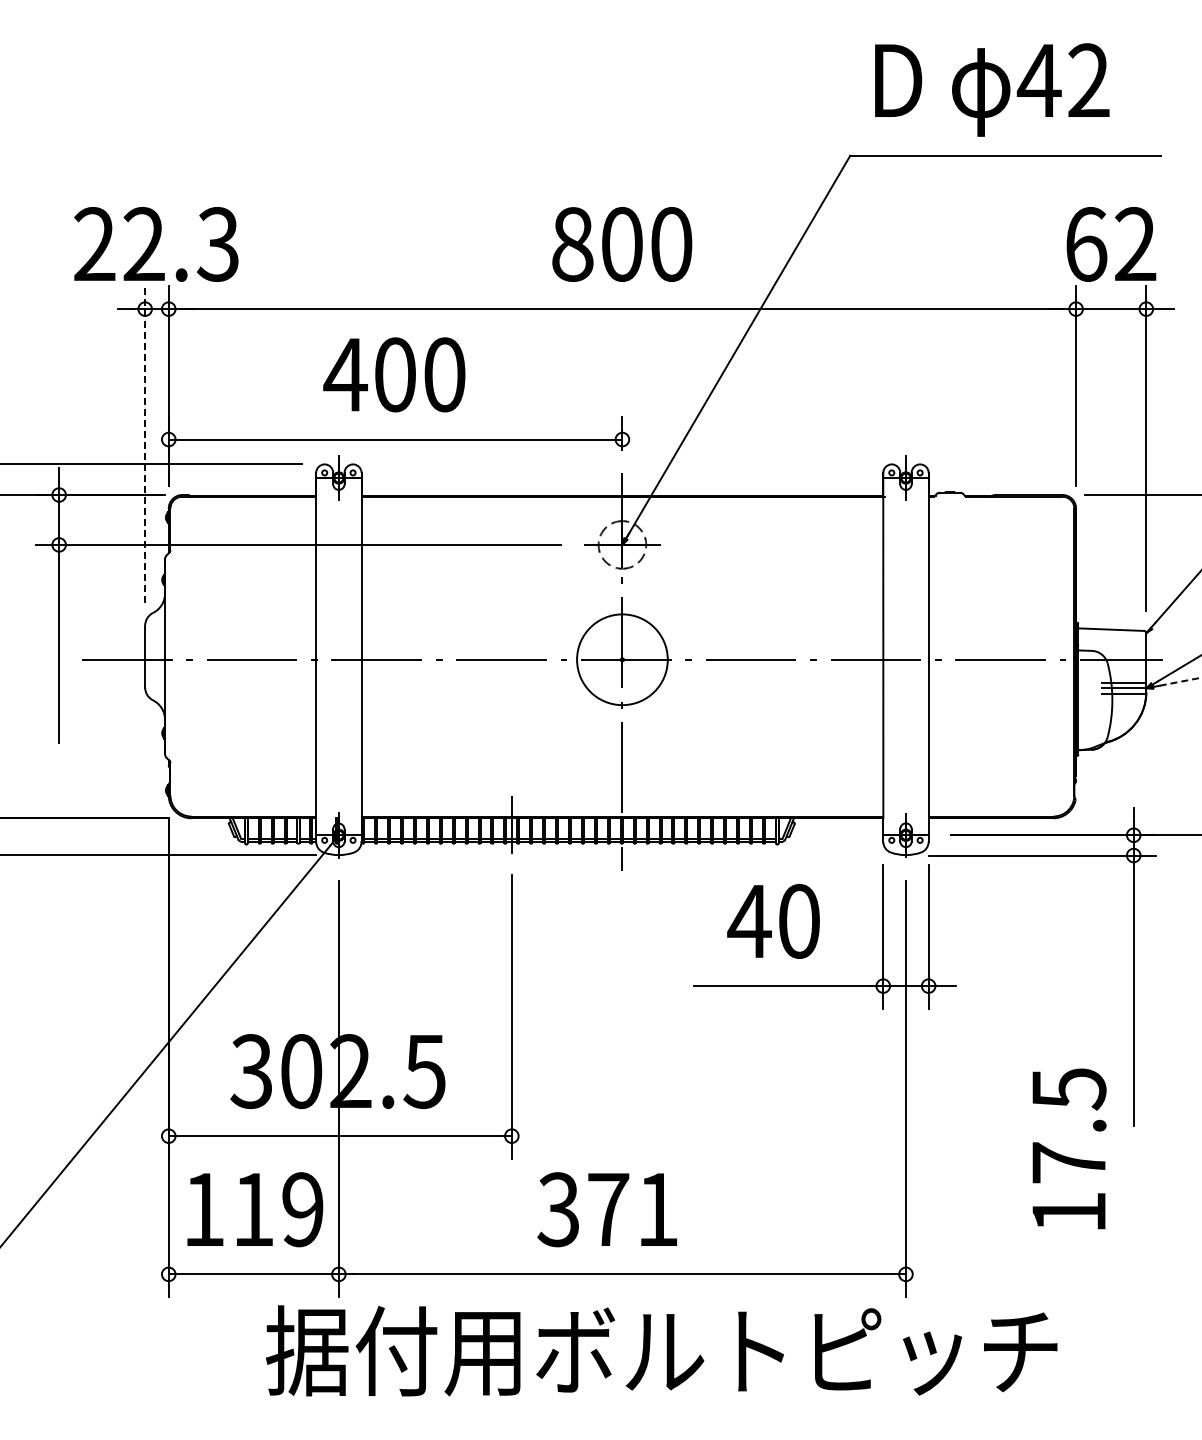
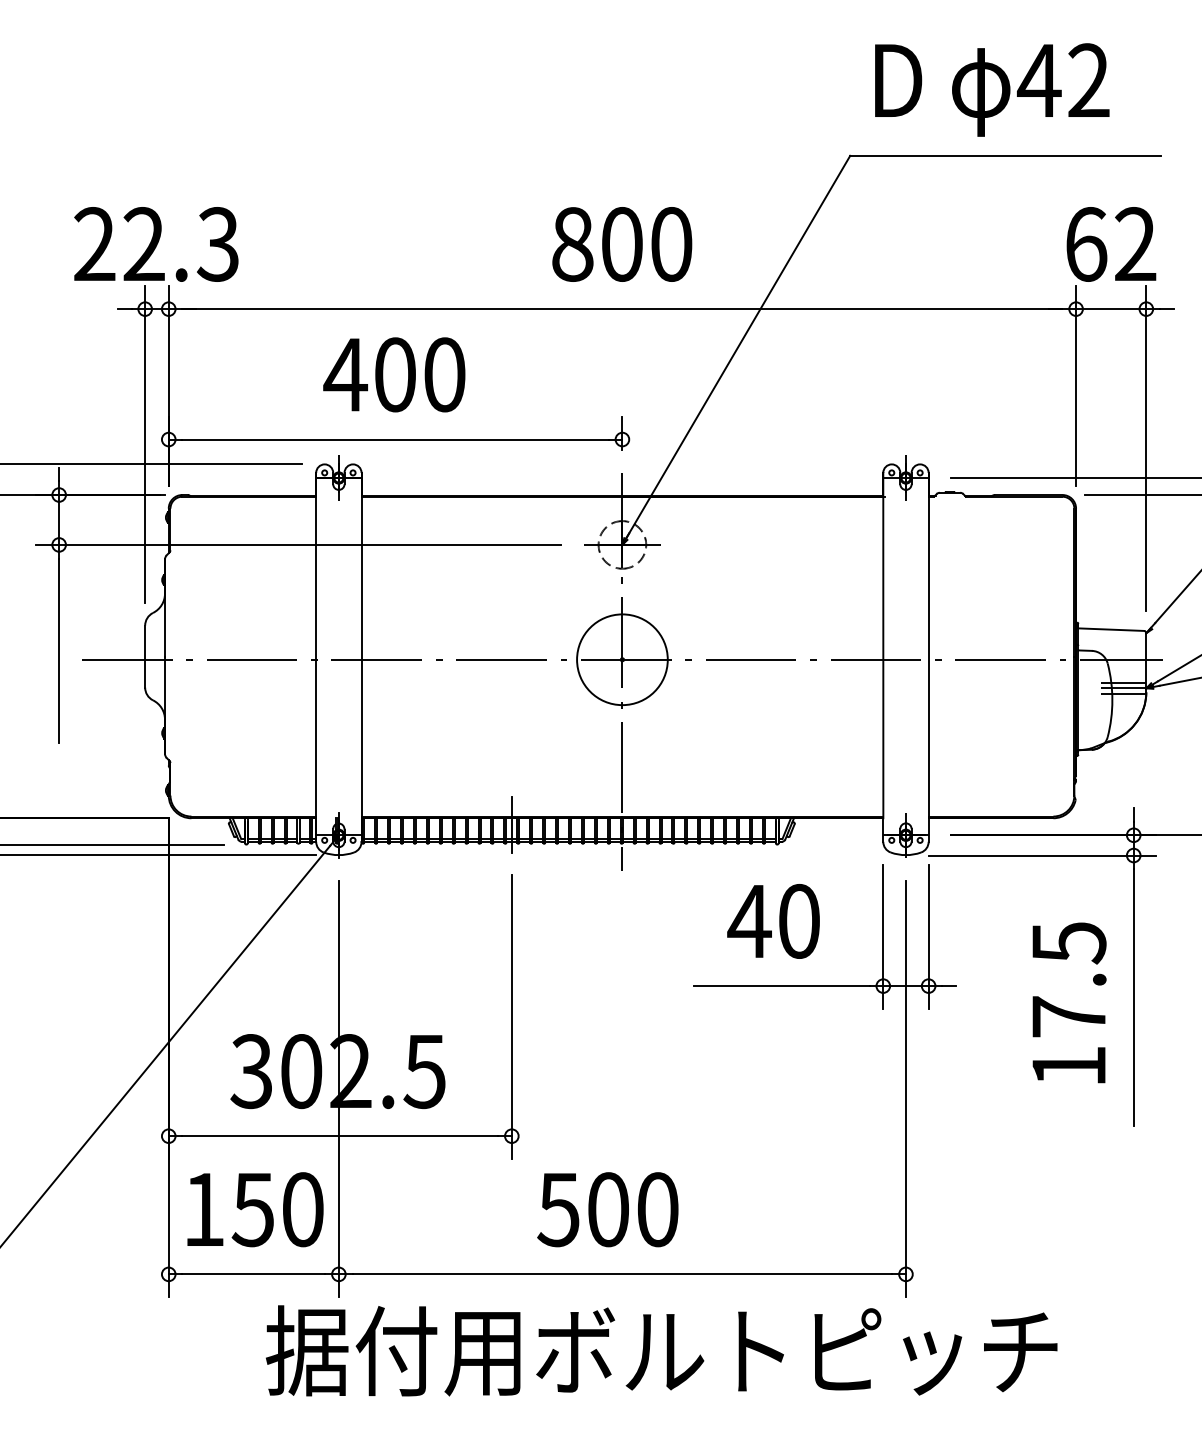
line: dashed -> solid (145, 444)
line: none -> present (1074, 478)
line: dashed -> solid (1181, 681)
line: none -> present (112, 844)
text position: (1069, 1148) -> (1069, 1002) (1069, 1002)
text: 119 -> 150 (277, 1209)
text: 371 -> 500 (607, 1209)
